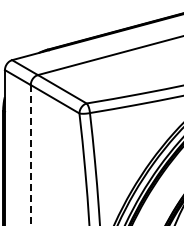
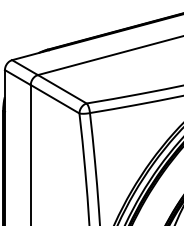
line: dashed -> solid (30, 156)
